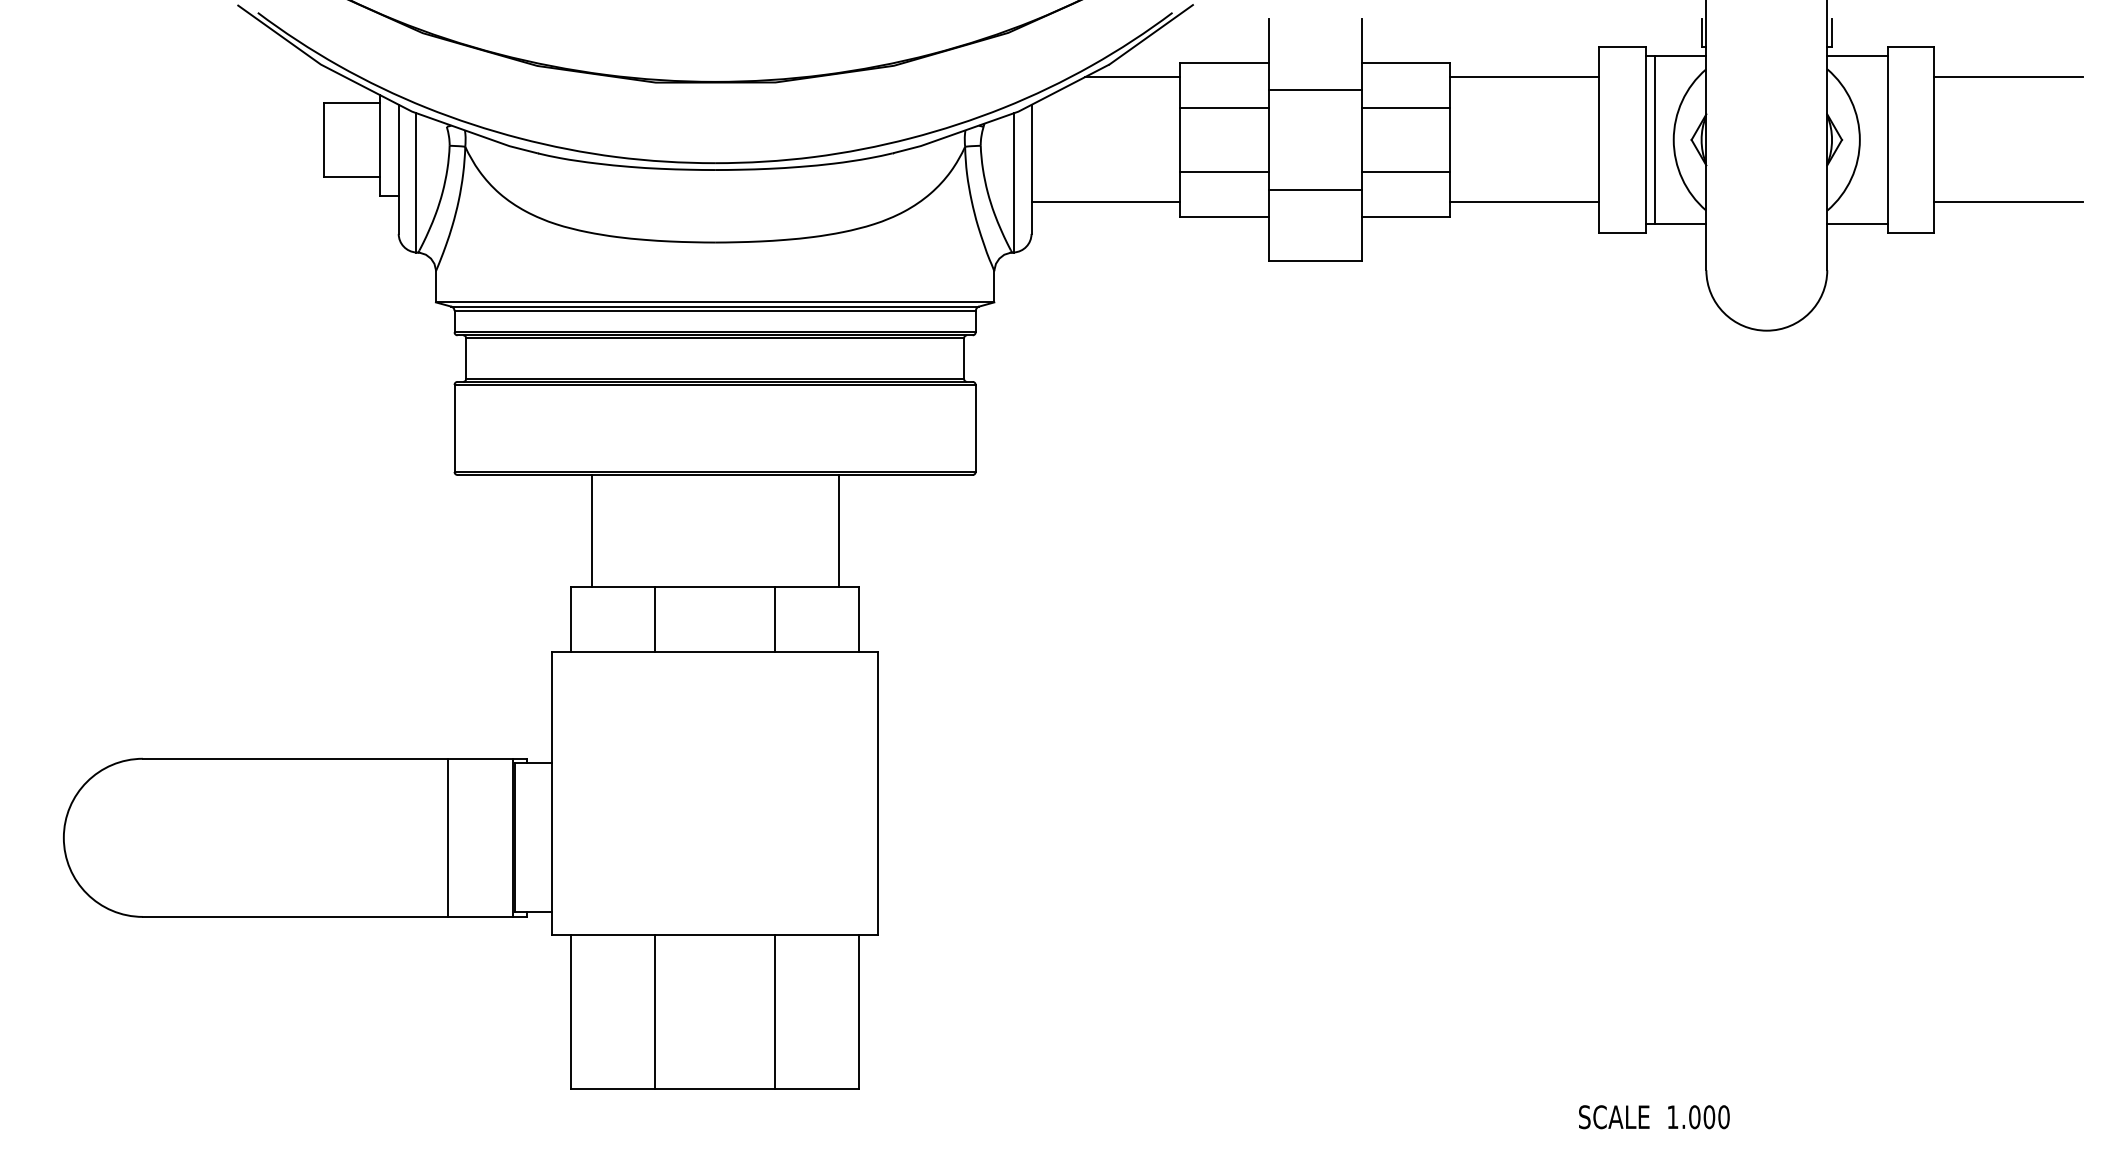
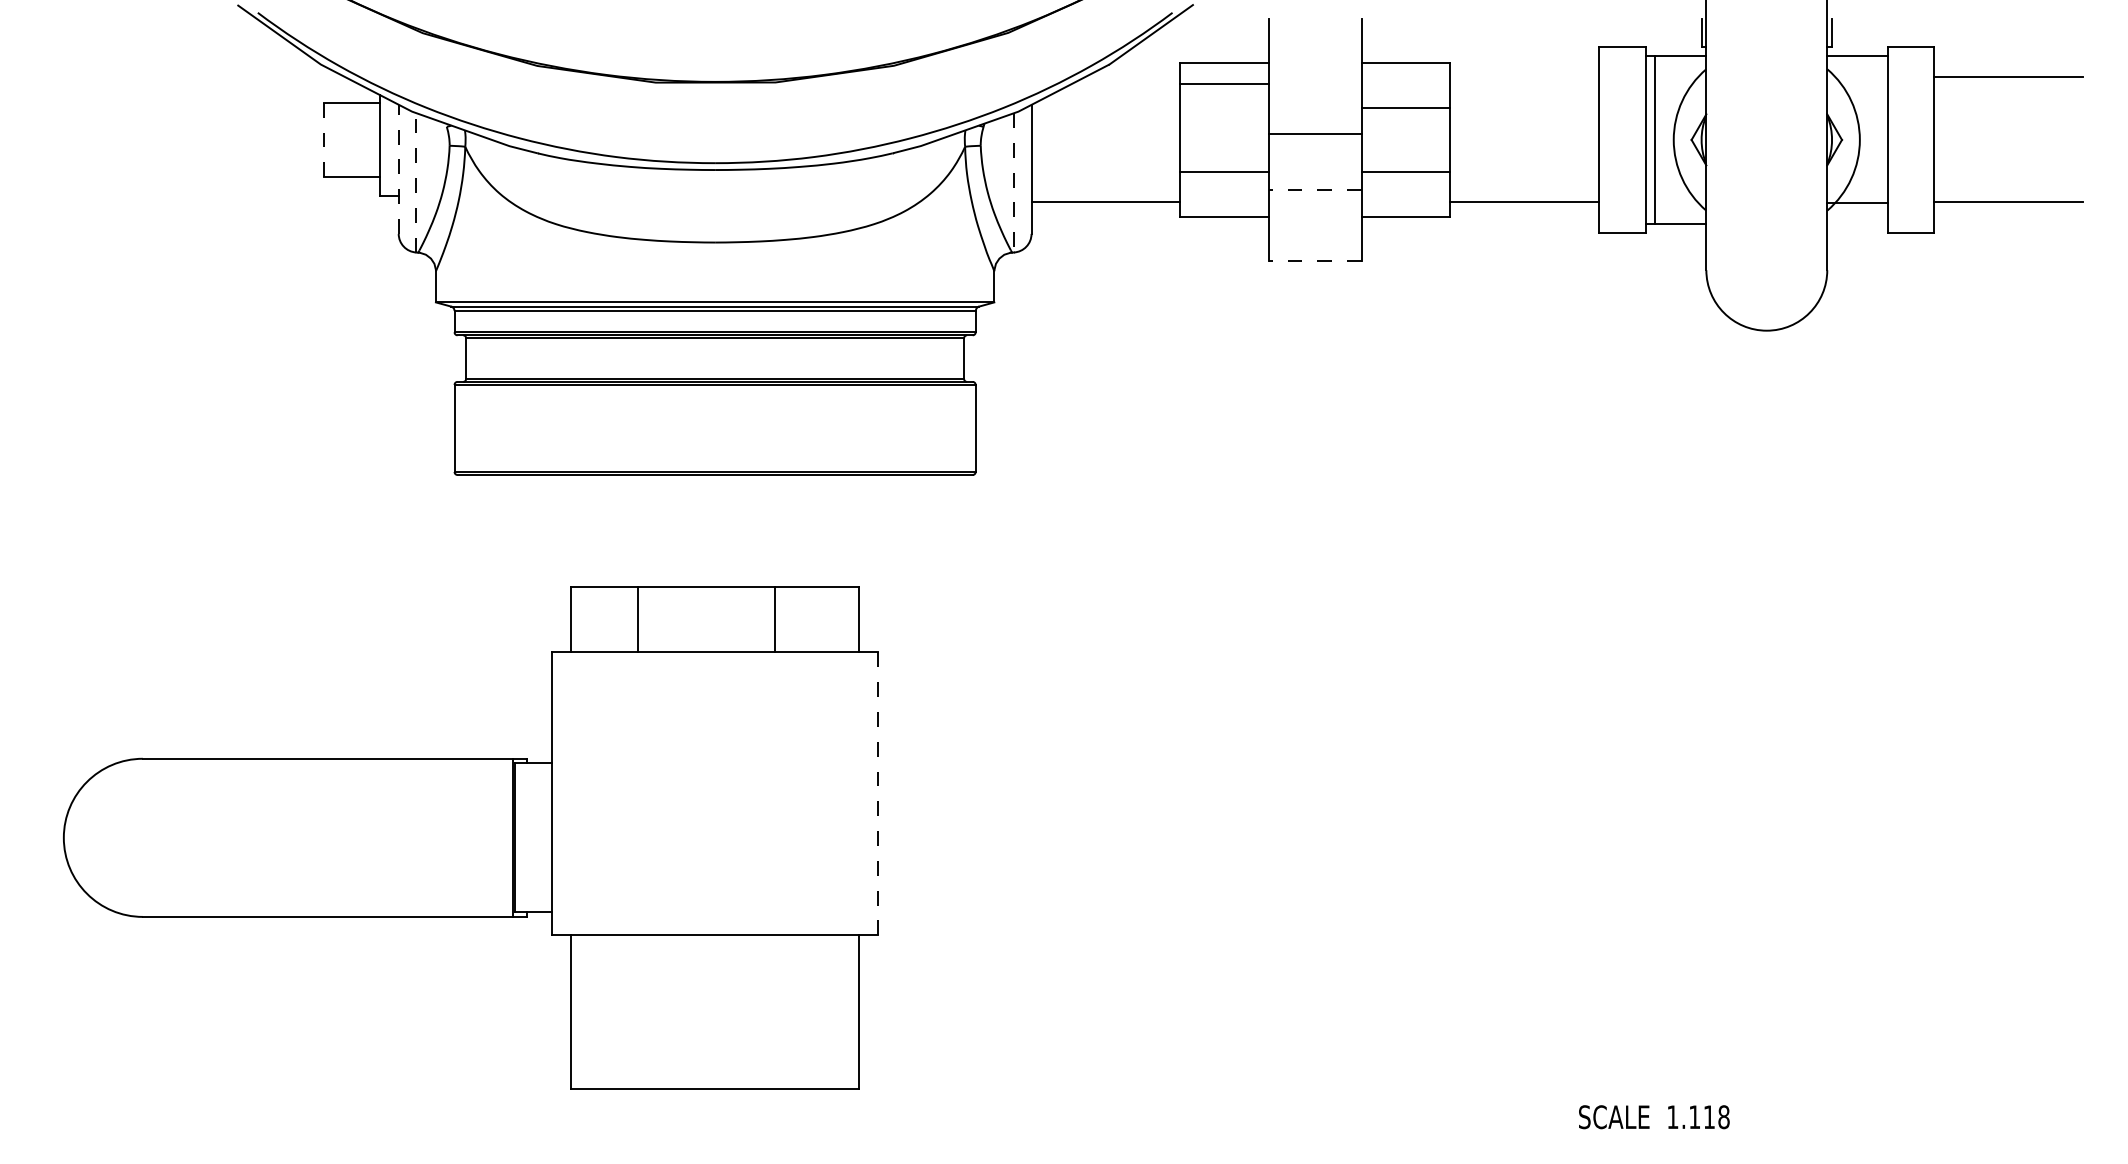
line: present -> none (1132, 77)
line: present -> none (1524, 77)
line position: (1314, 89) -> (1314, 133) (1314, 133)
line position: (1224, 108) -> (1224, 84) (1224, 84)
line: solid -> dashed (324, 139)
line: solid -> dashed (398, 169)
line: solid -> dashed (416, 182)
line: solid -> dashed (1013, 182)
line: solid -> dashed (1315, 189)
line position: (1857, 223) -> (1857, 202) (1857, 202)
line: solid -> dashed (1315, 260)
line: present -> none (591, 530)
line: present -> none (838, 530)
line position: (655, 618) -> (638, 618) (638, 618)
line: solid -> dashed (878, 793)
line: present -> none (448, 837)
line: present -> none (655, 1012)
line: present -> none (774, 1012)
text: 1.000 -> 1.118 (1709, 1117)
